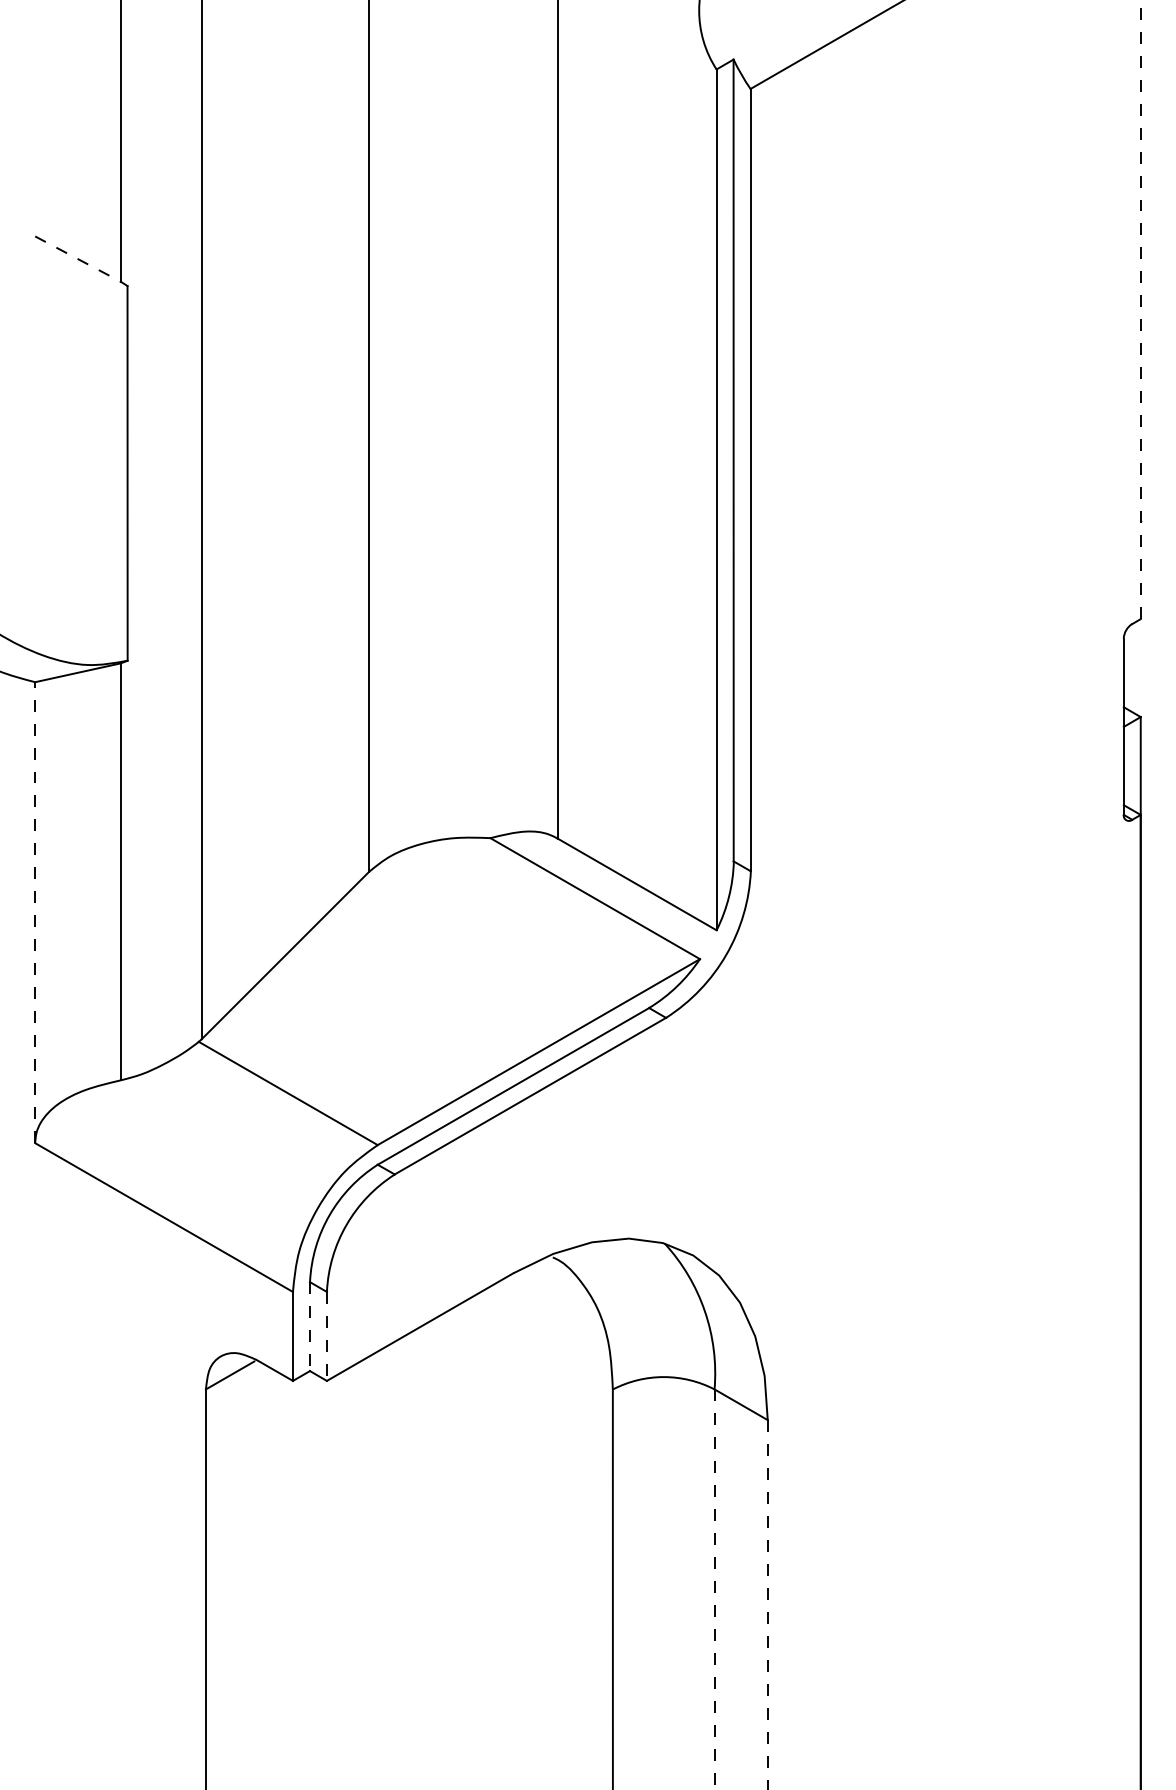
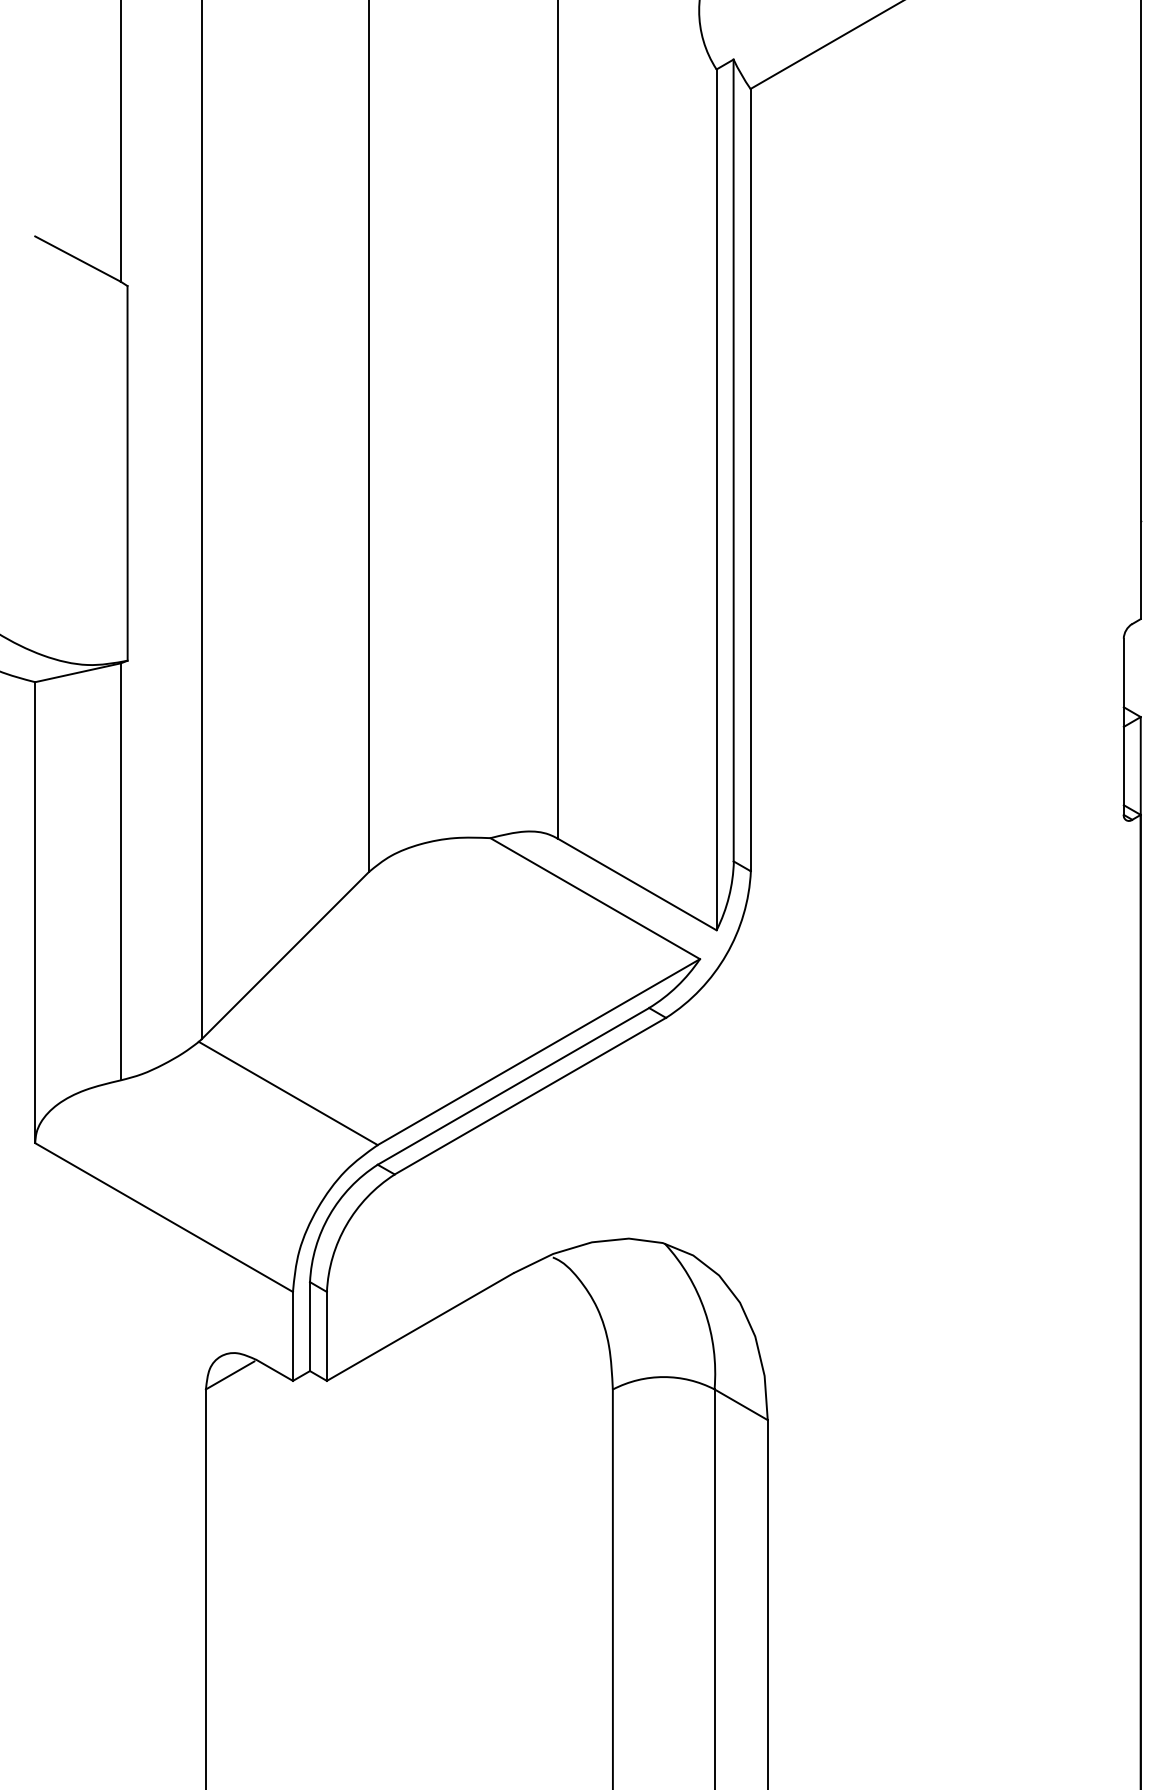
line: dashed -> solid (78, 259)
line: dashed -> solid (1140, 309)
line: dashed -> solid (35, 912)
line: dashed -> solid (310, 1327)
line: dashed -> solid (326, 1336)
line: dashed -> solid (714, 1589)
line: dashed -> solid (767, 1605)
